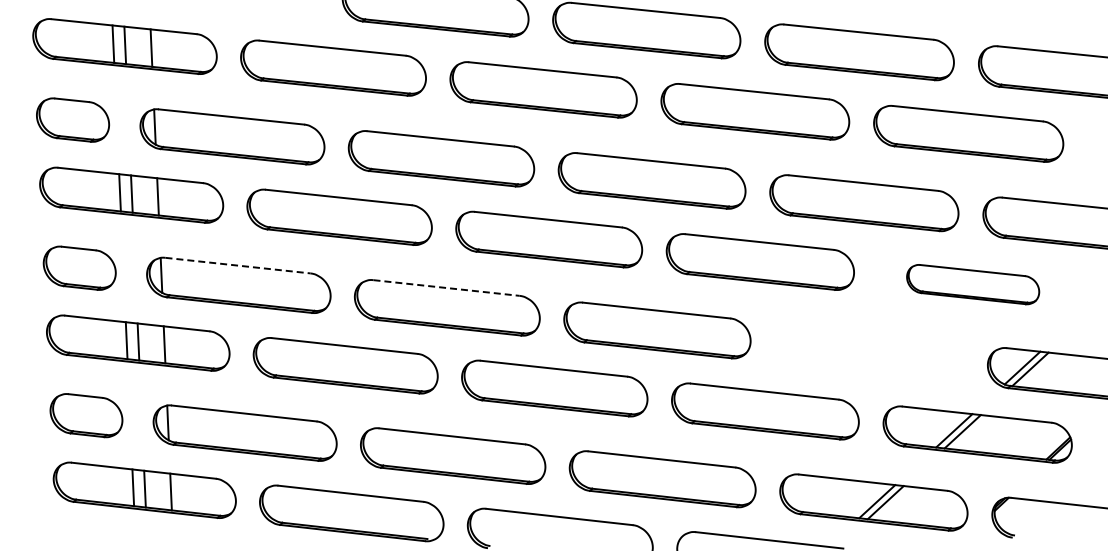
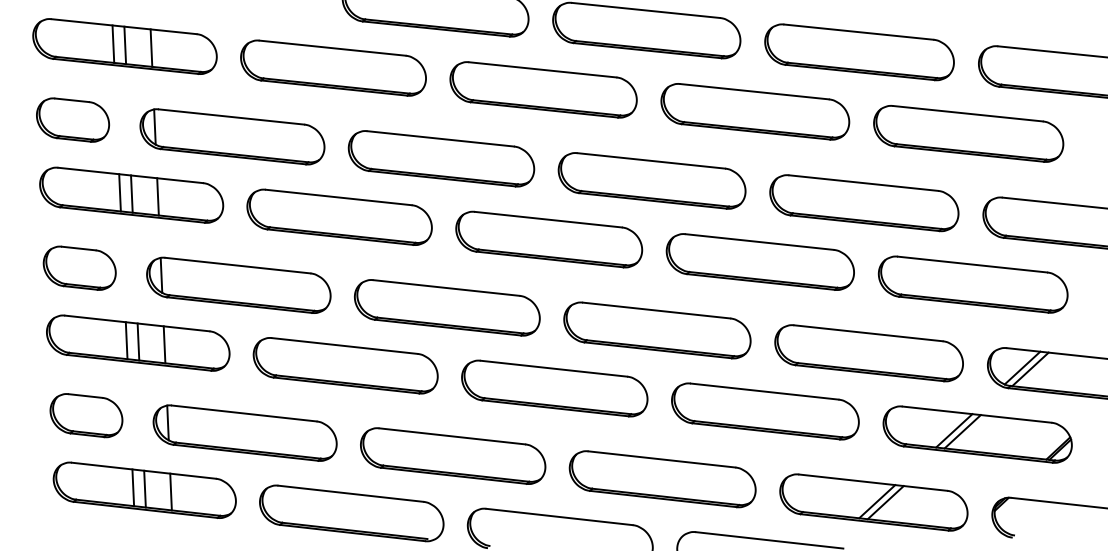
line: dashed -> solid (237, 265)
part size: 135x42 px -> 192x59 px (972, 284)
line: dashed -> solid (447, 288)
part: none -> present (868, 353)
